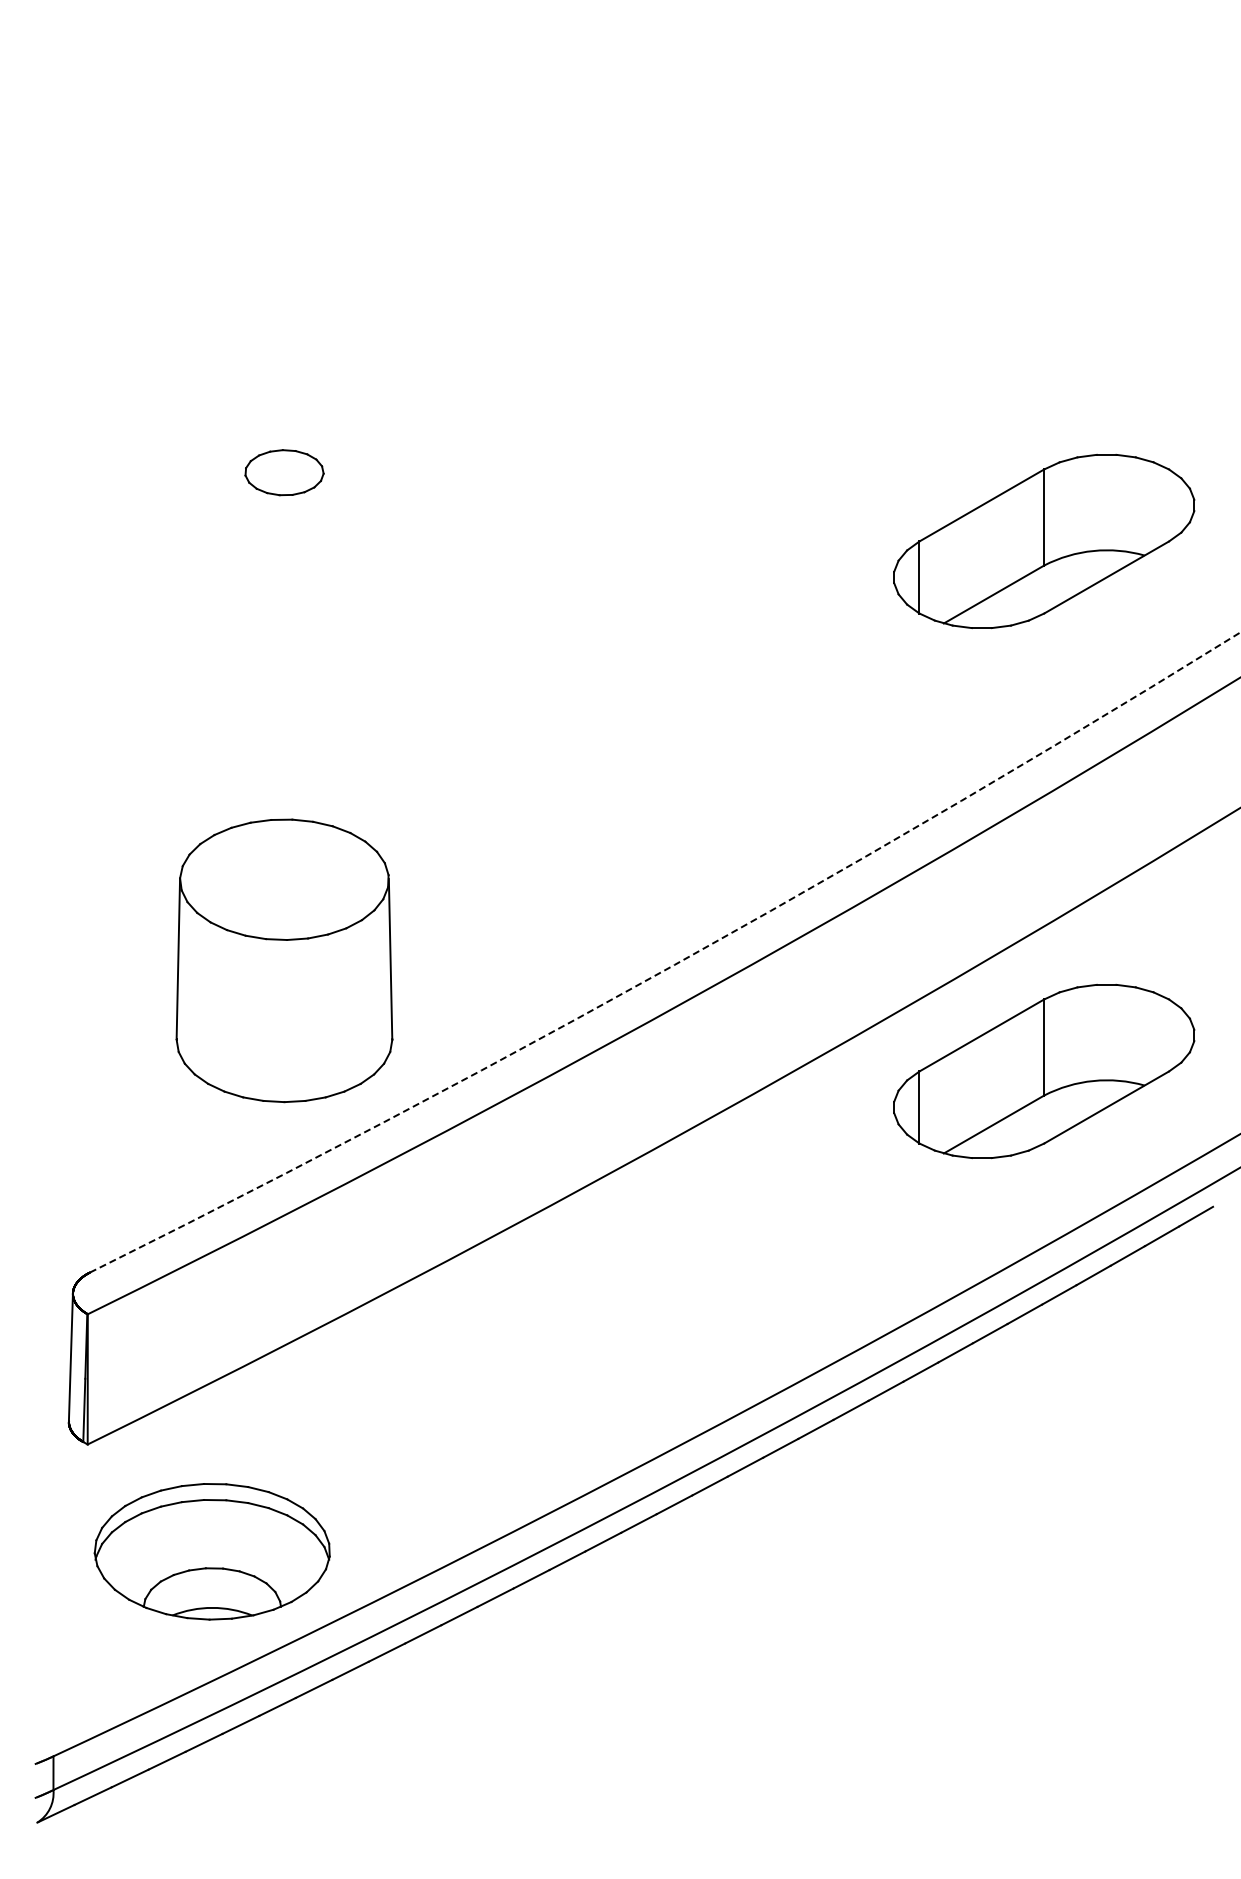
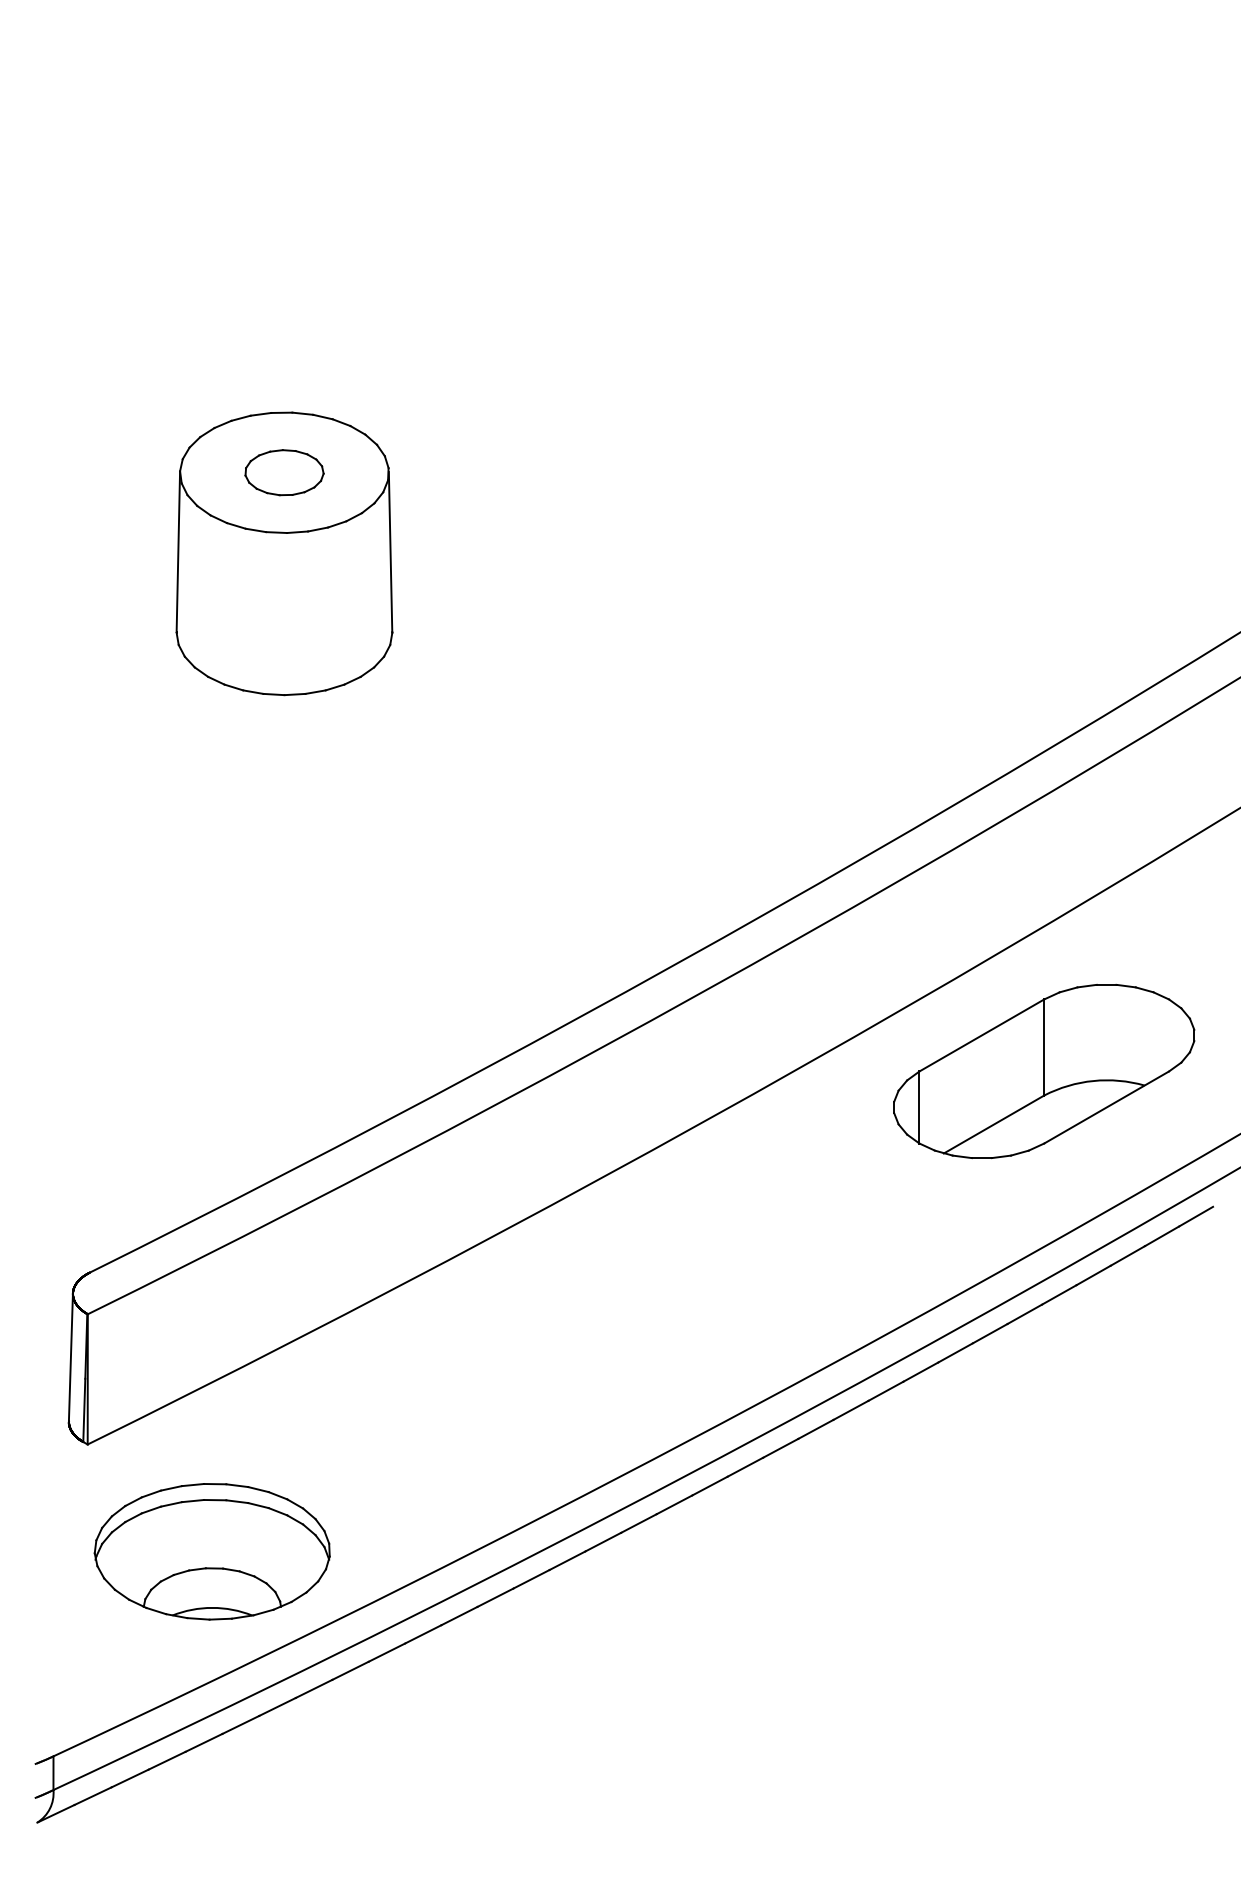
part: present -> none (1044, 541)
part position: (284, 960) -> (284, 553) (284, 553)
arc: dashed -> solid (673, 965)
